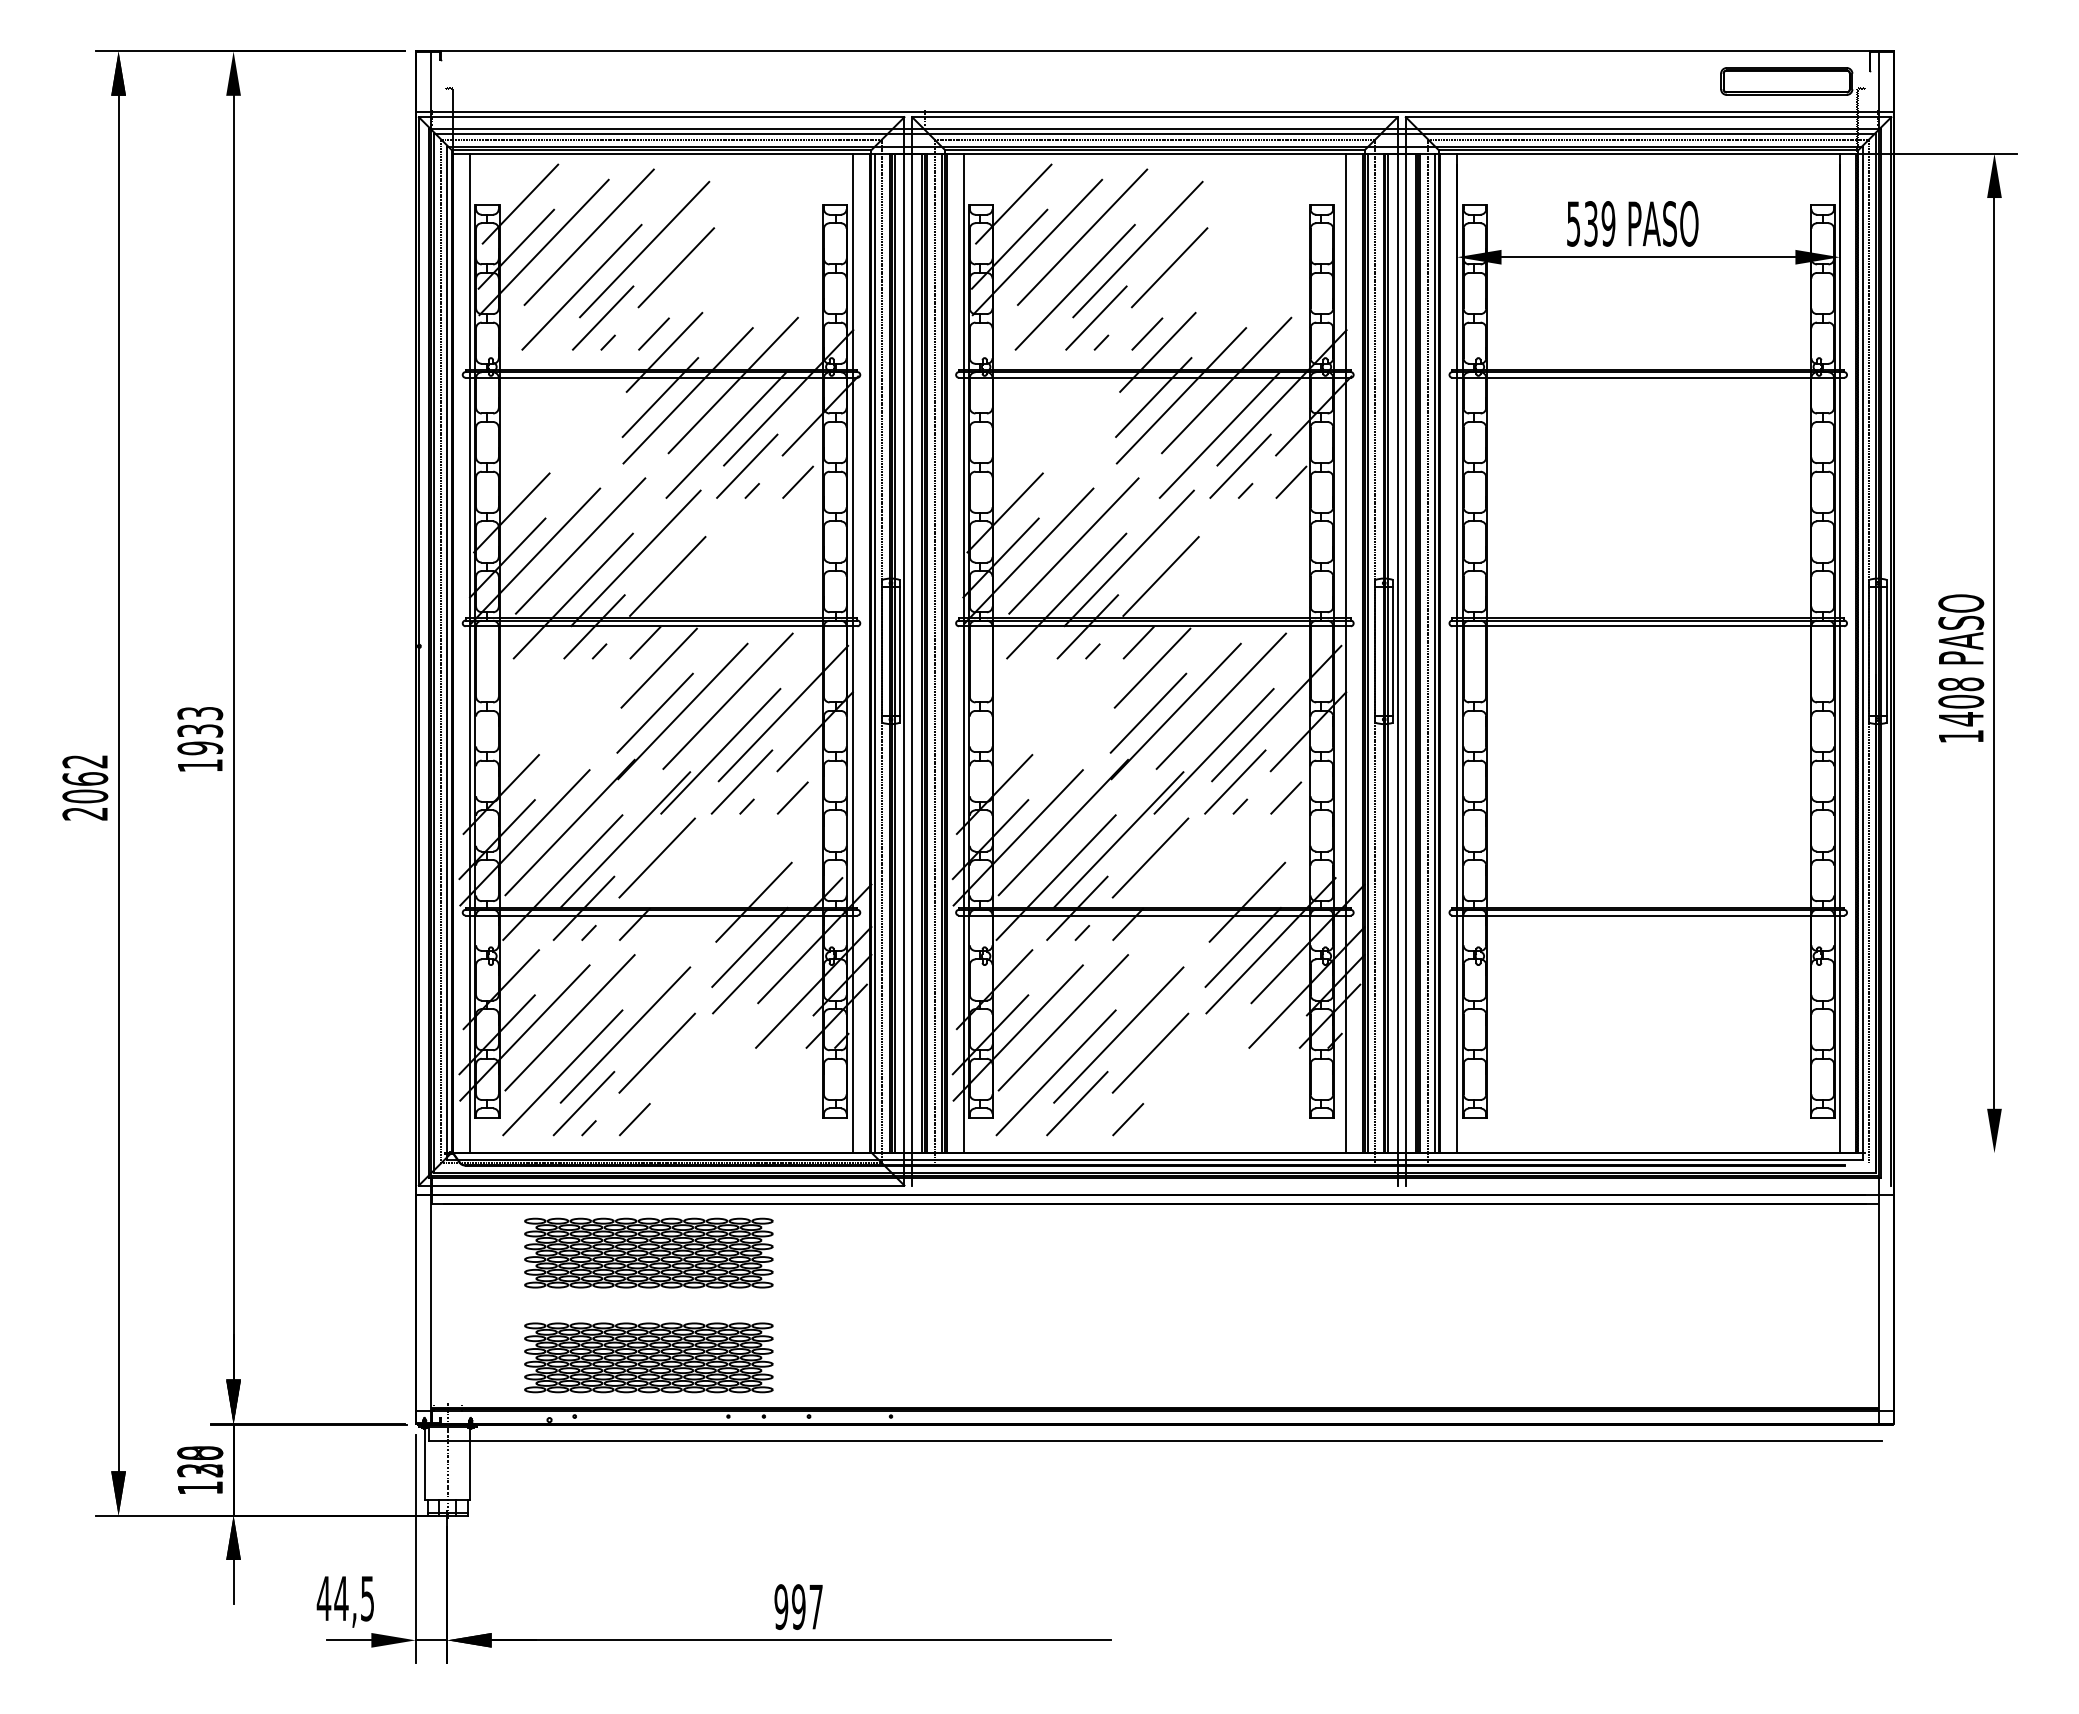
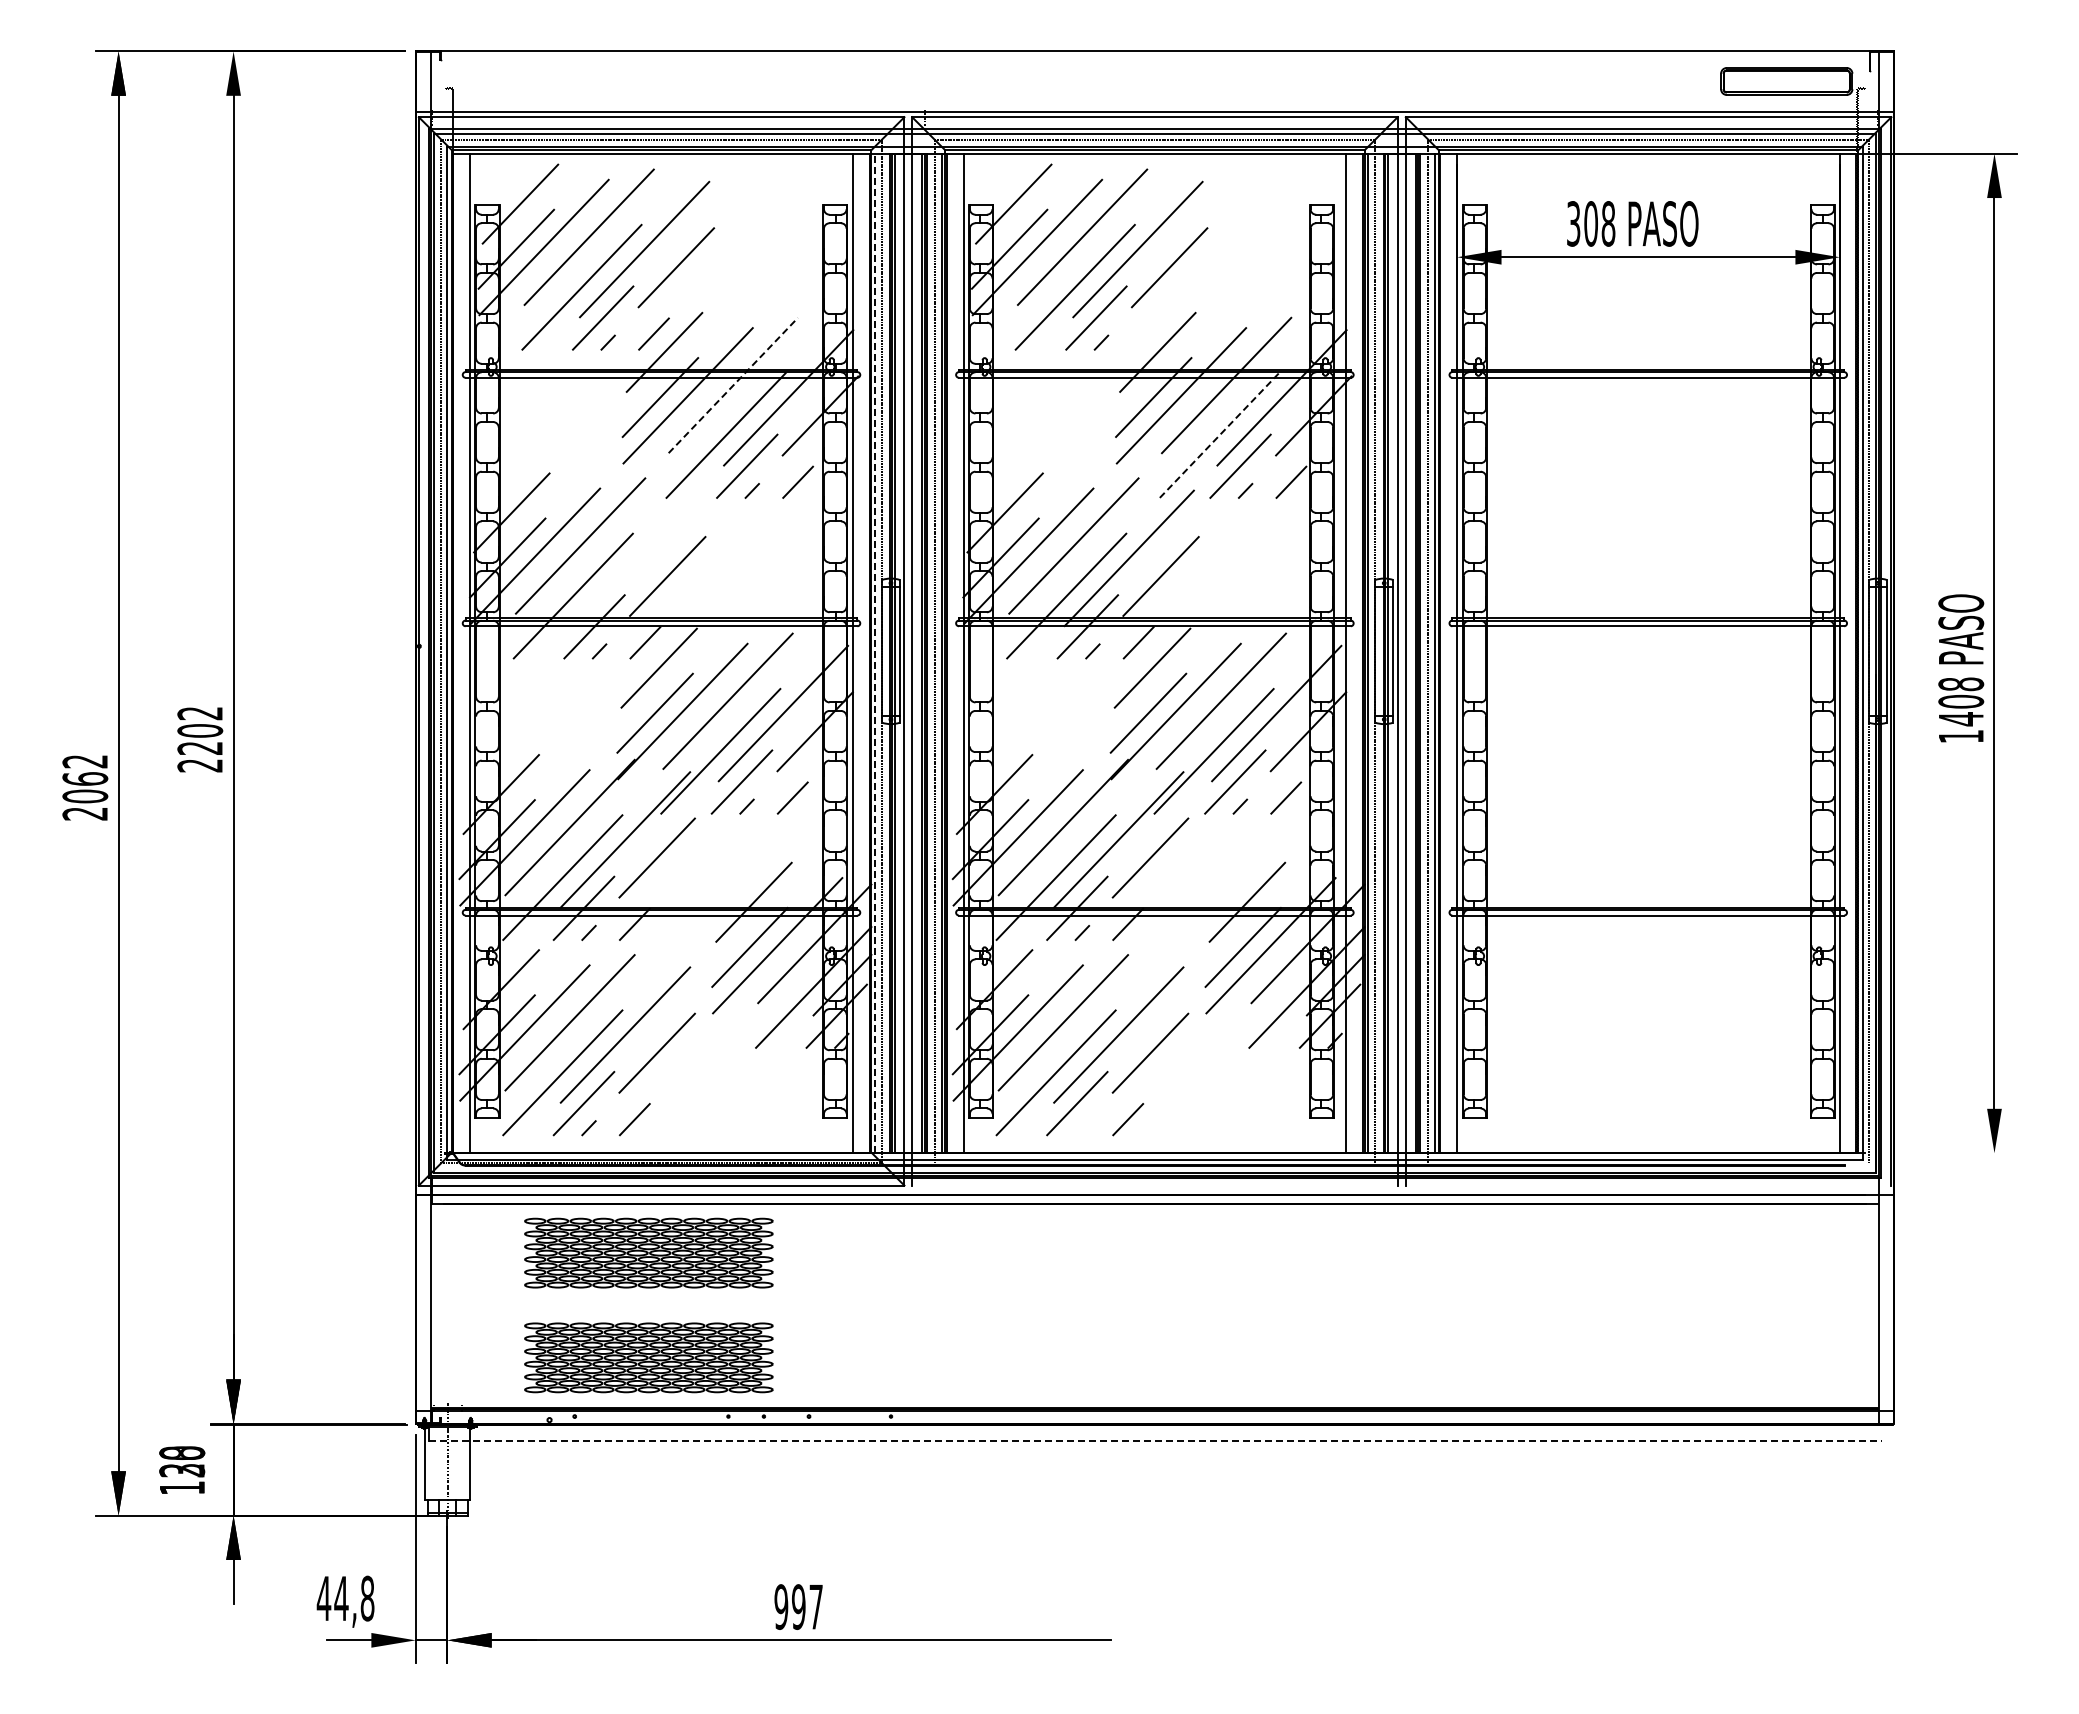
text: 539 -> 308 (1591, 223)
line: present -> none (1147, 333)
line: solid -> dashed (733, 385)
line: solid -> dashed (1219, 435)
line: present -> none (635, 558)
line: solid -> dashed (875, 653)
text: 1933 -> 2202 (200, 739)
line: solid -> dashed (1155, 1440)
text position: (200, 1469) -> (182, 1469) (182, 1469)
text: 44,5 -> 44,8 (367, 1598)
